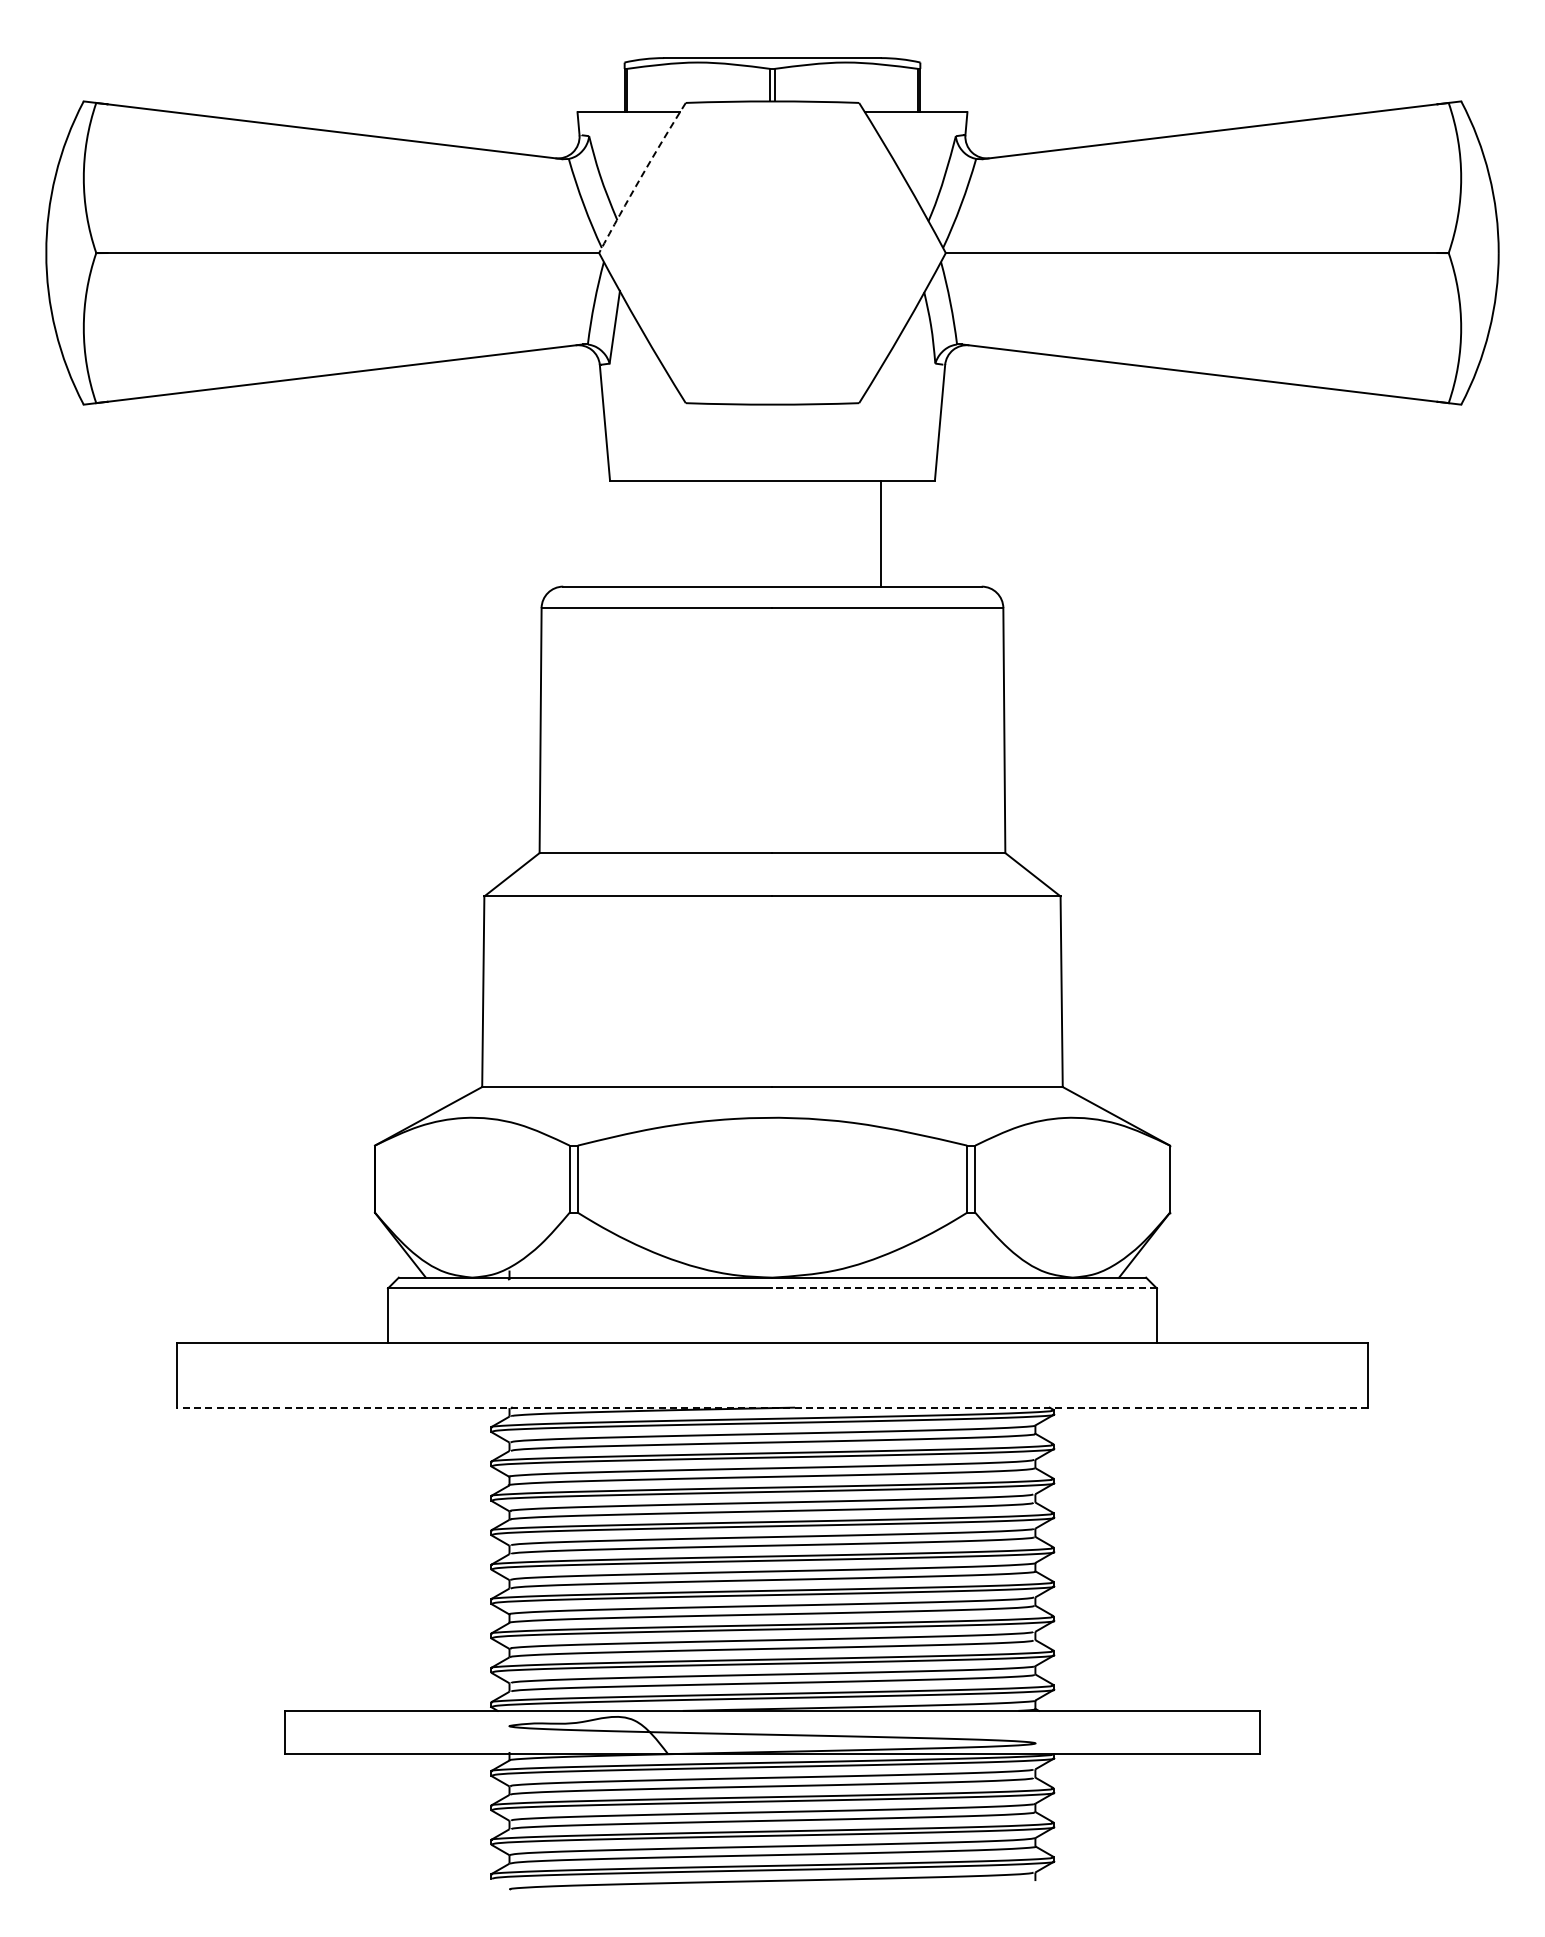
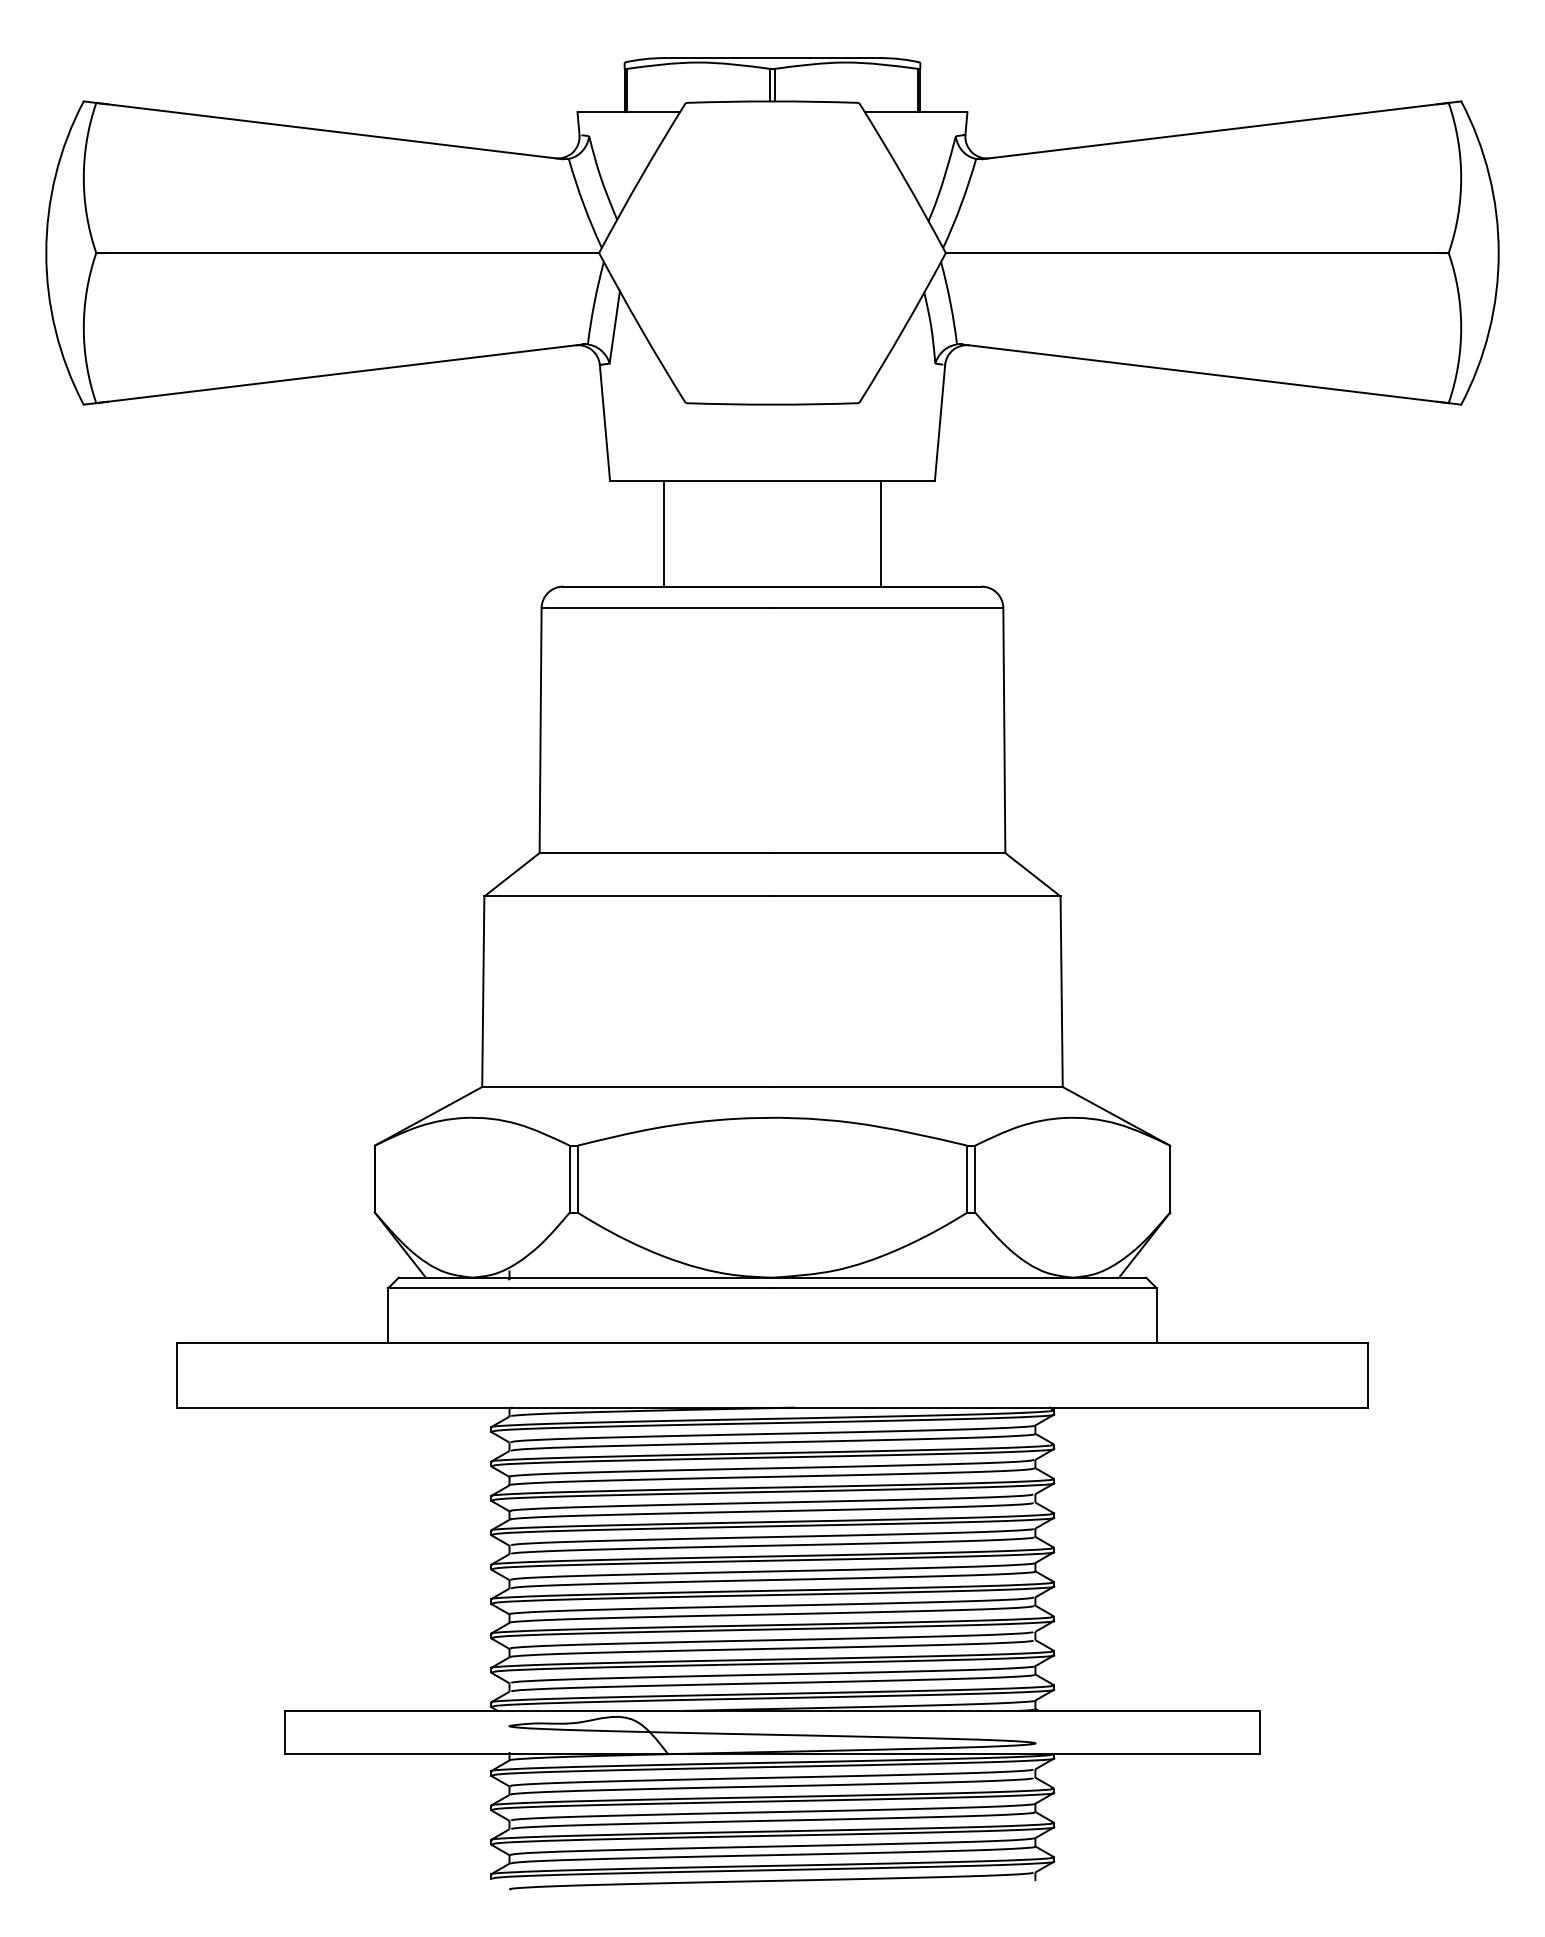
arc: dashed -> solid (641, 177)
line: none -> present (664, 533)
line: dashed -> solid (964, 1288)
line: dashed -> solid (772, 1407)
